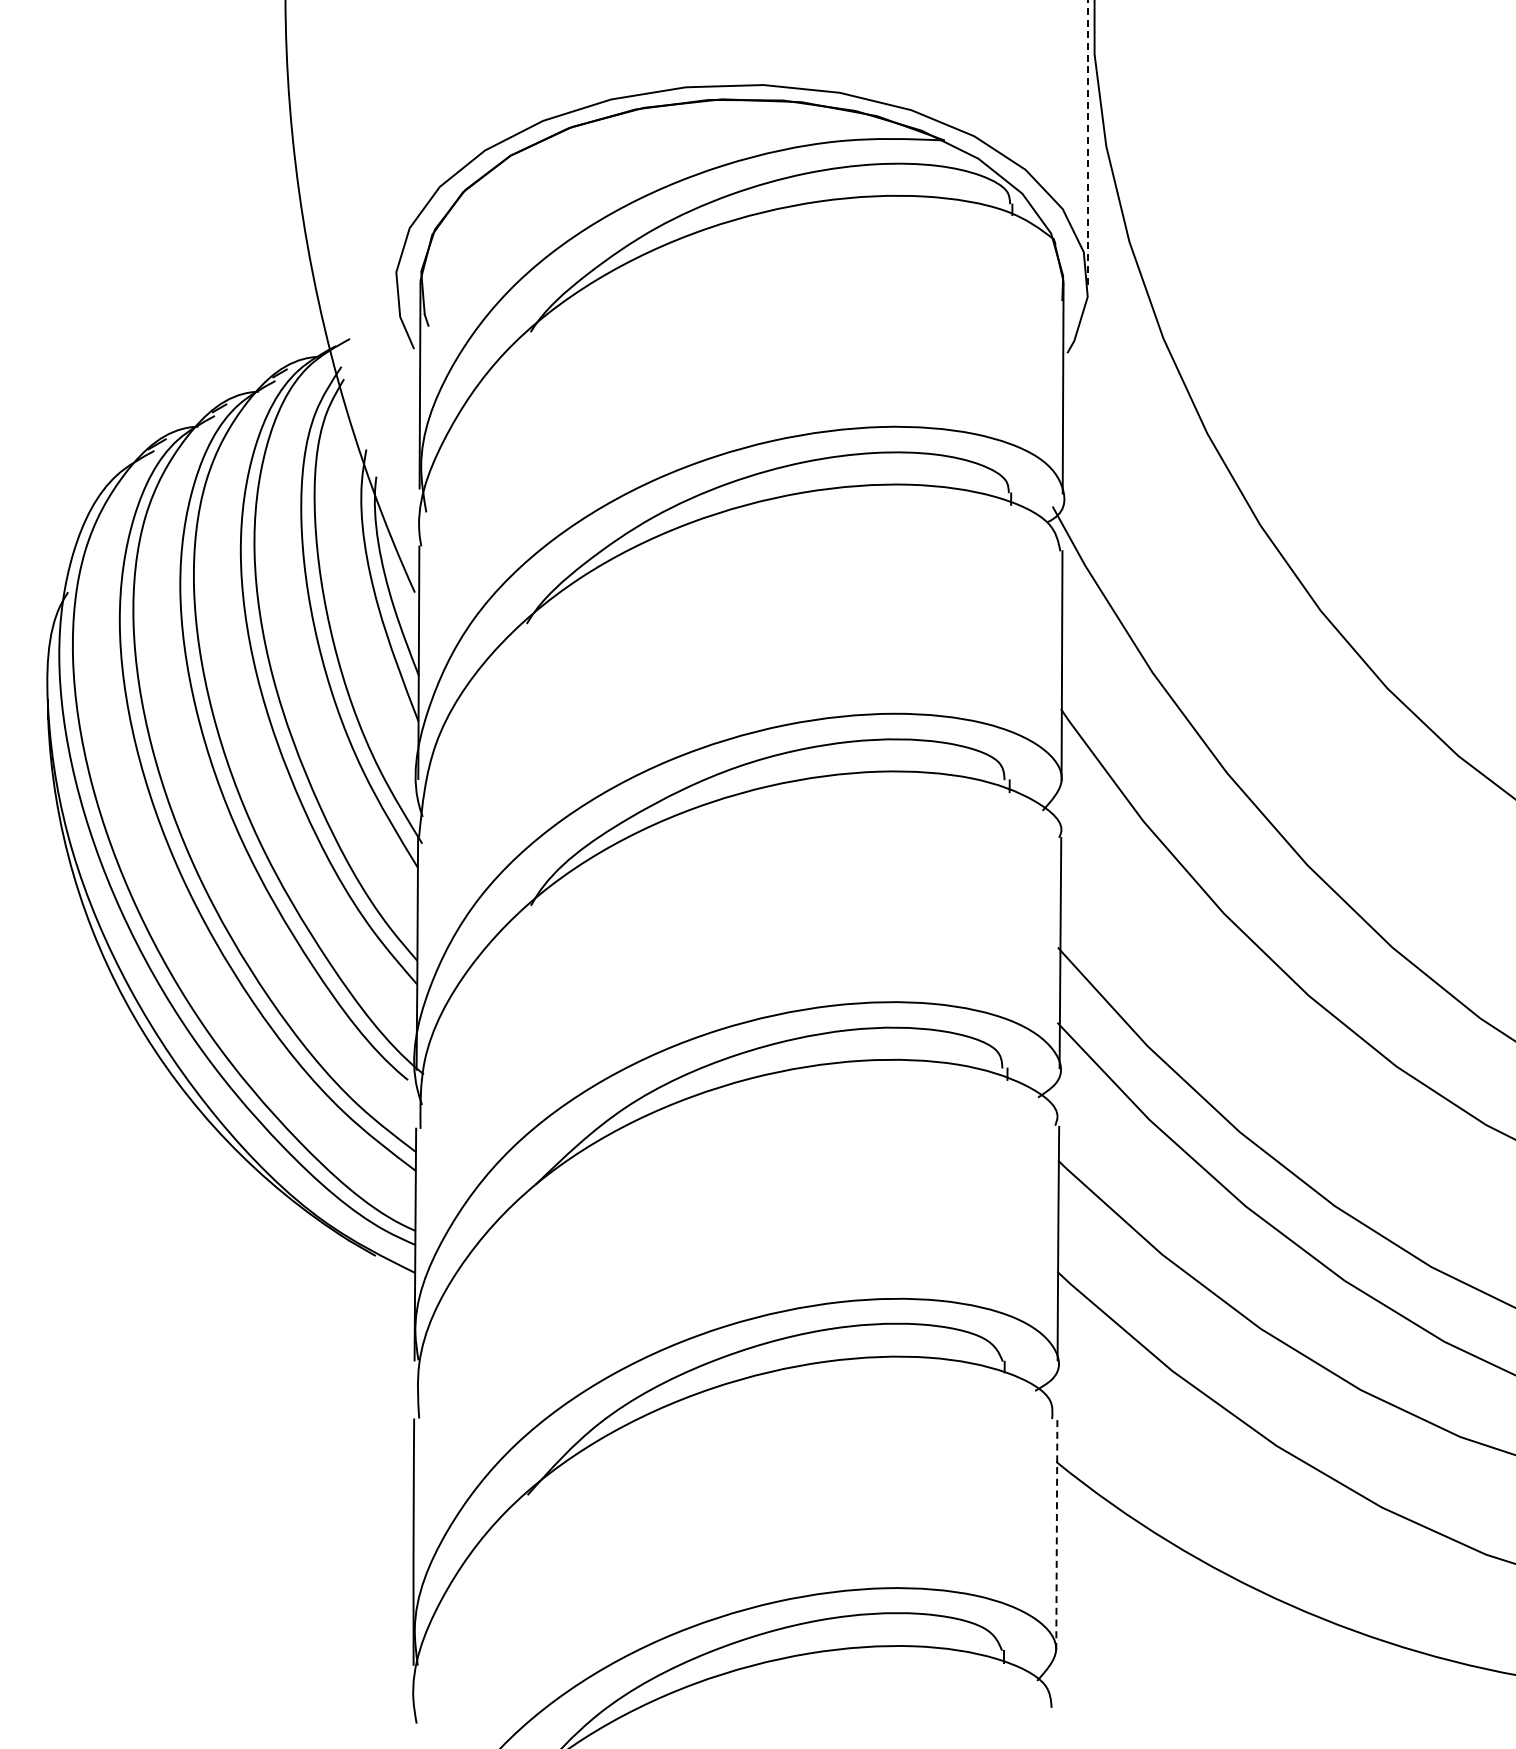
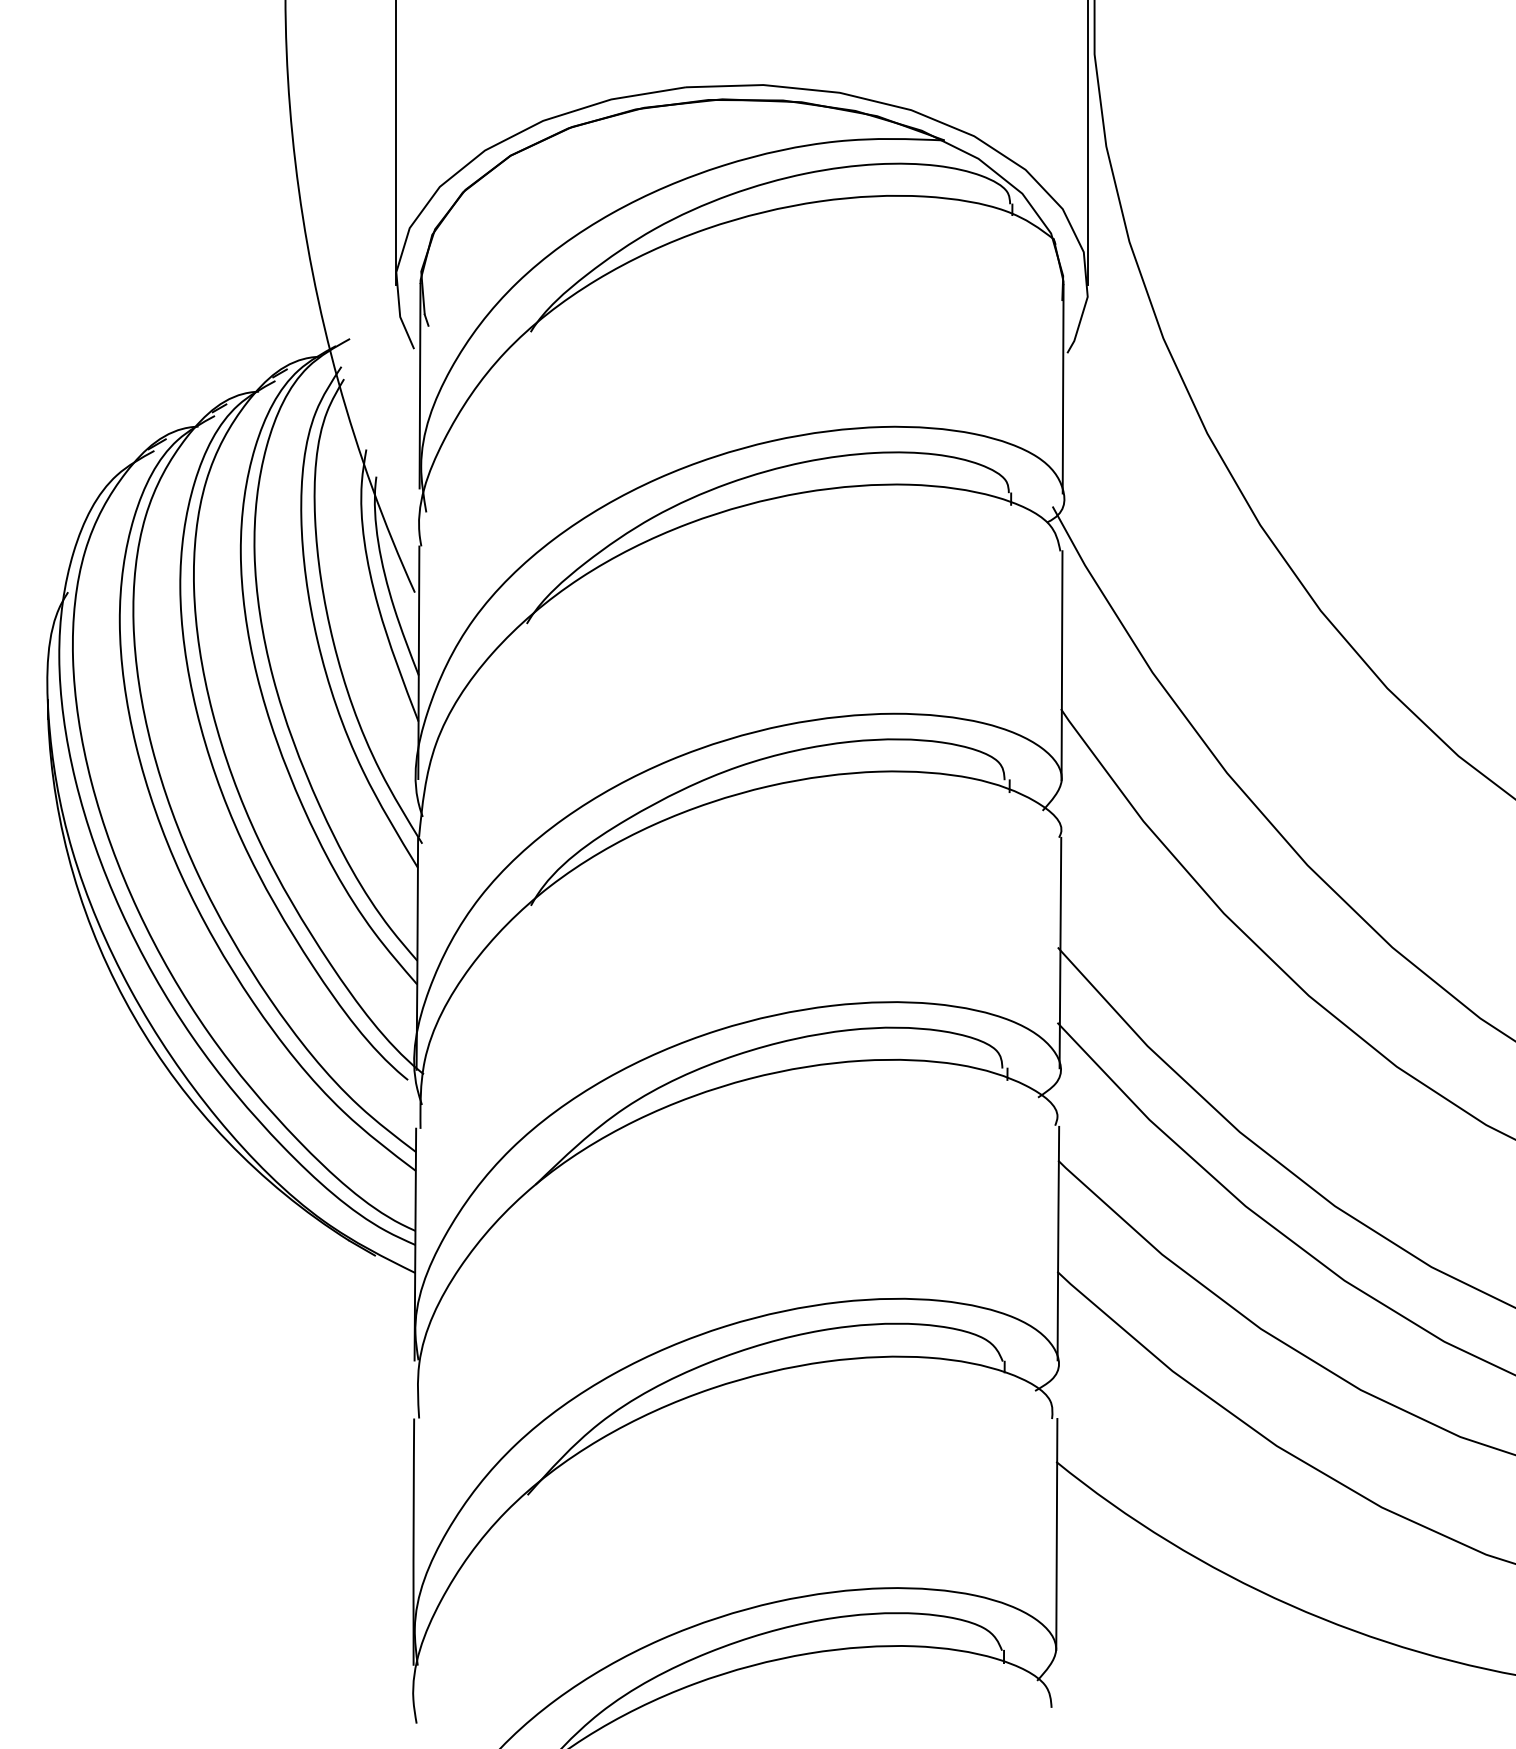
line: dashed -> solid (1088, 142)
line: none -> present (395, 143)
line: dashed -> solid (1056, 1533)
